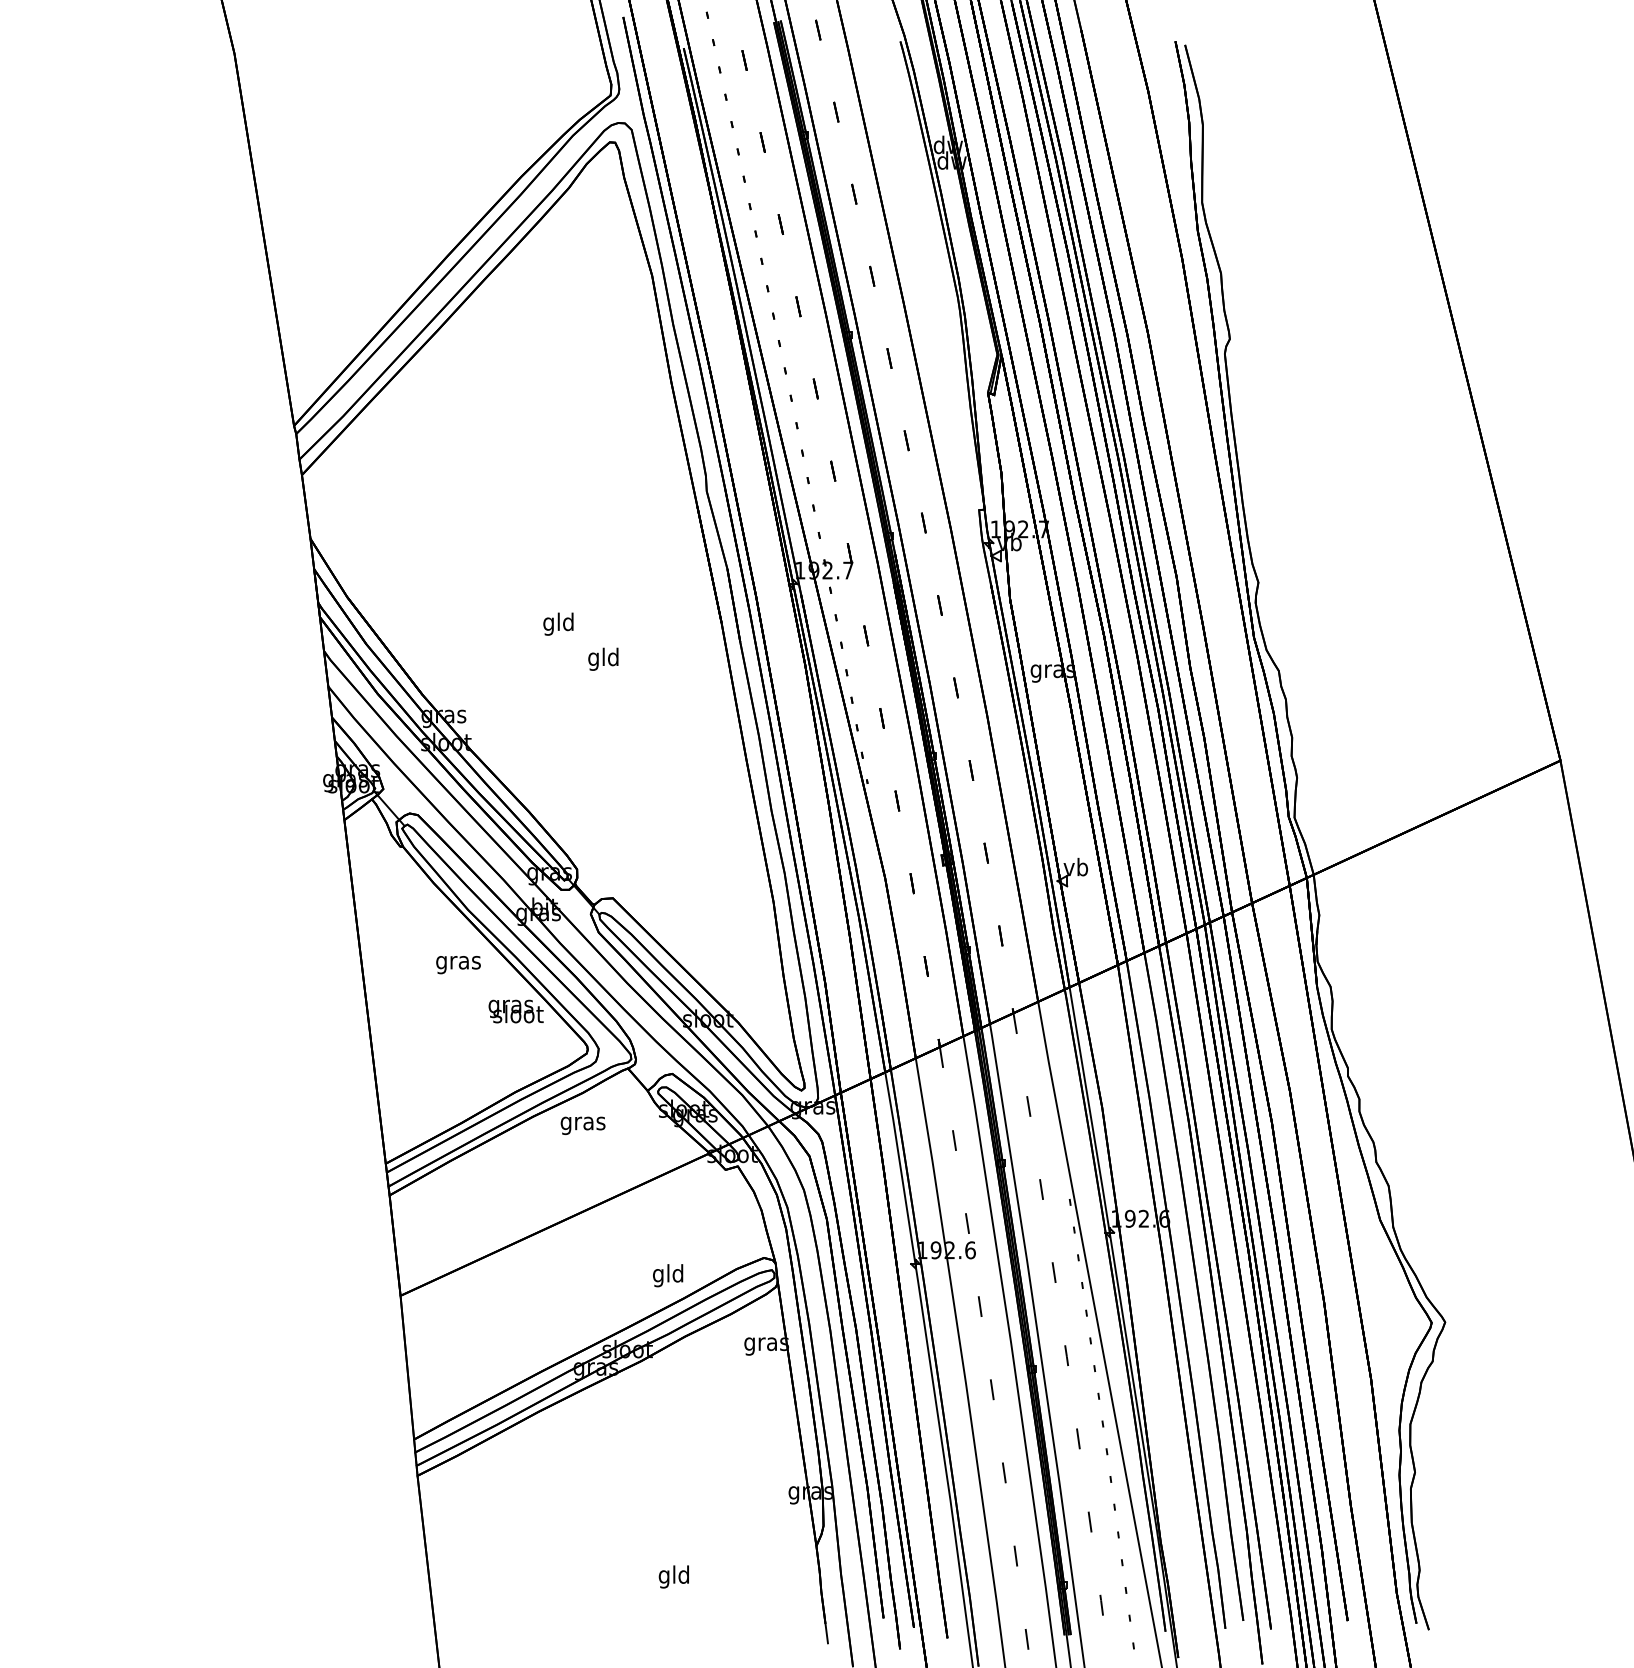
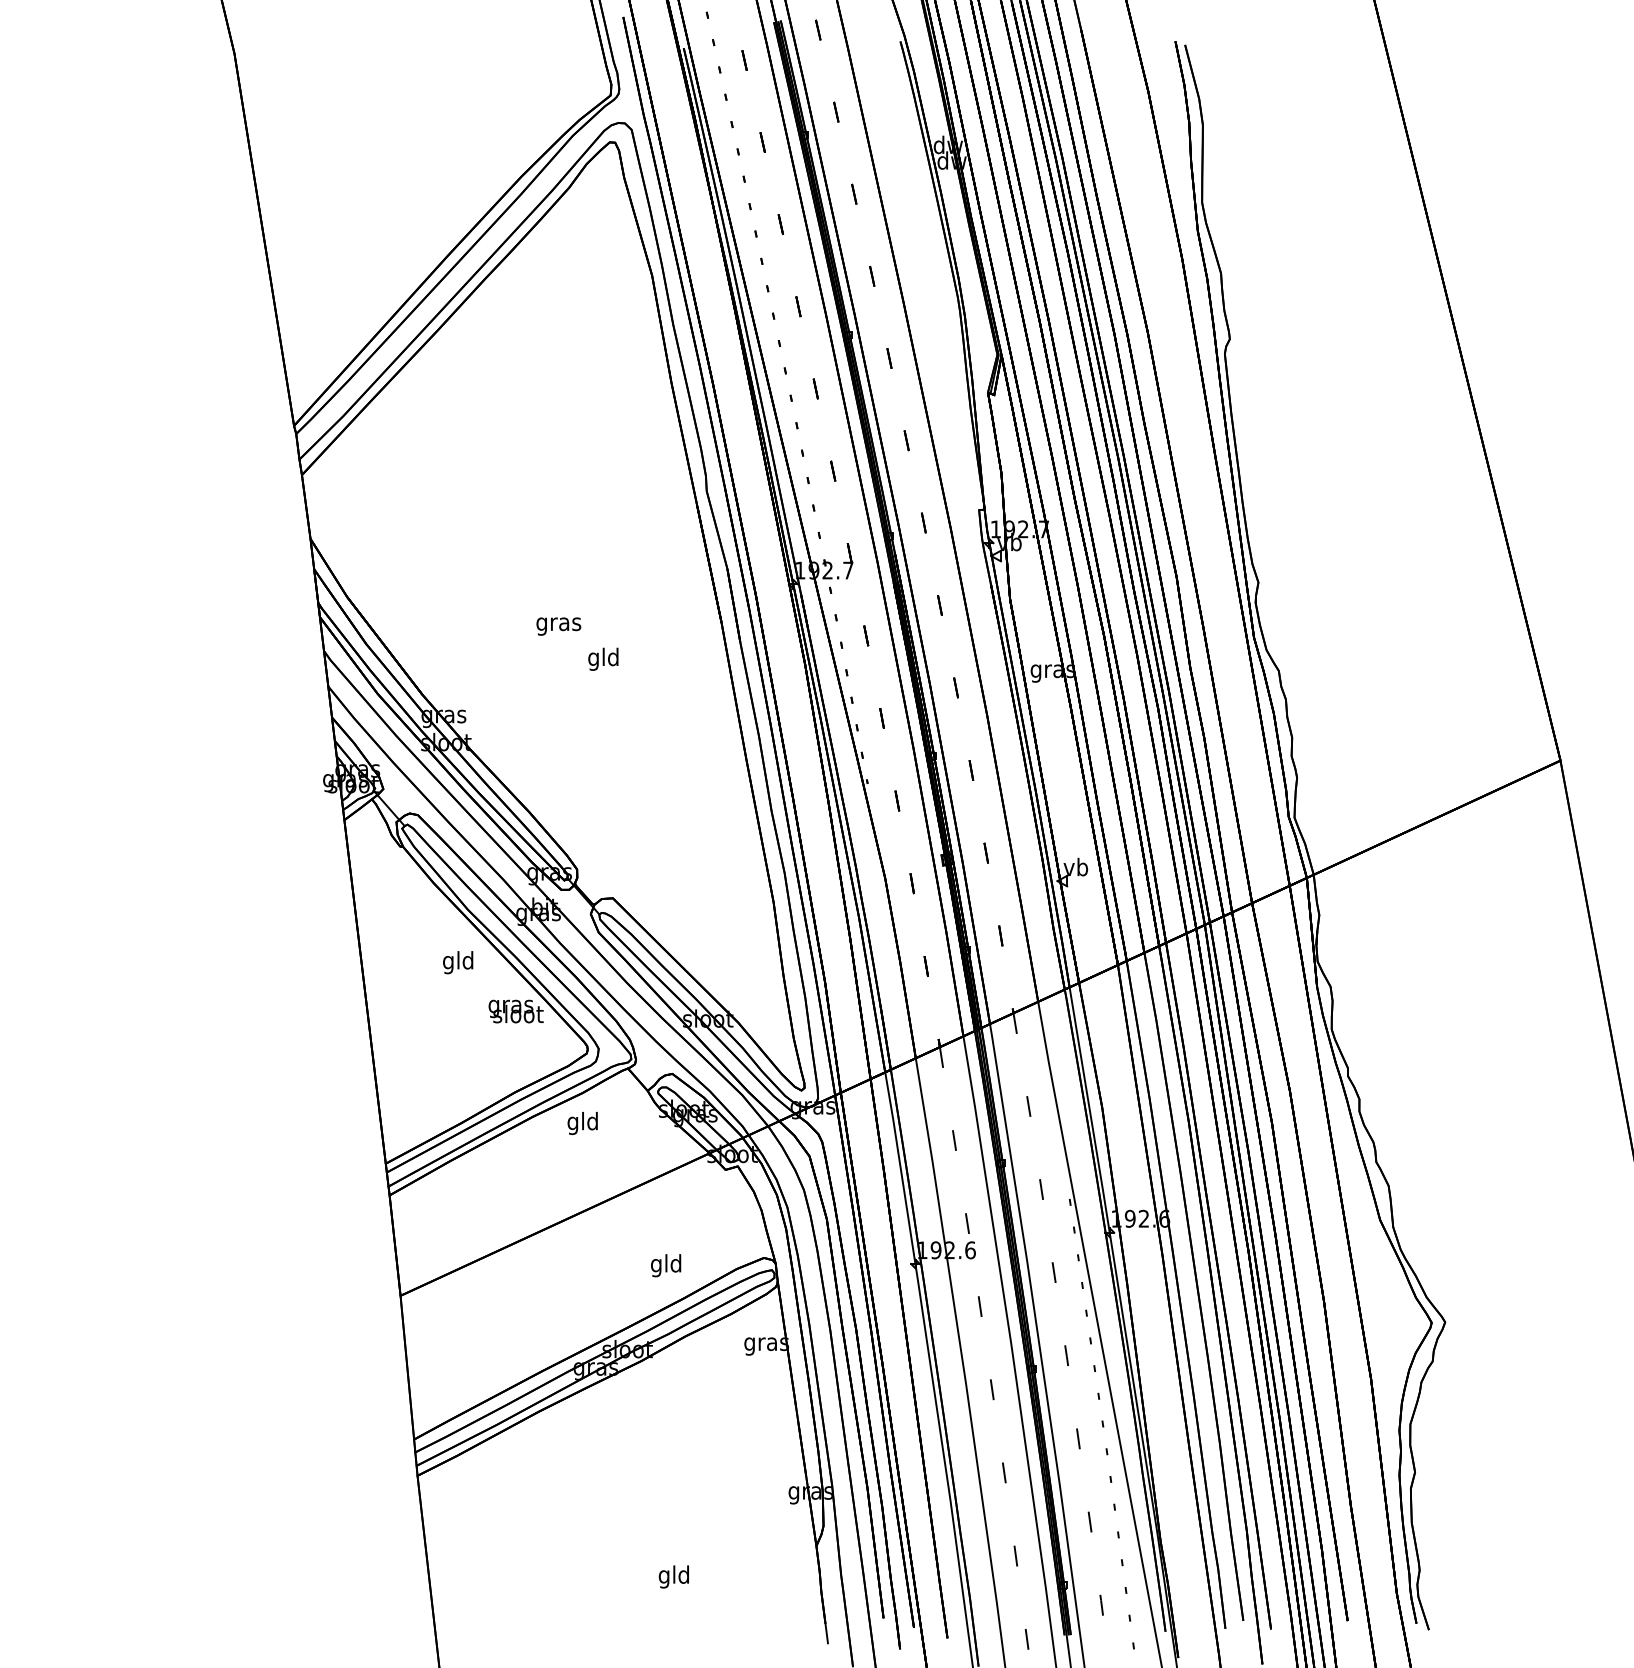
text: gld -> gras (558, 623)
text: gras -> gld (458, 962)
text: gras -> gld (582, 1123)
text position: (668, 1275) -> (666, 1265) (666, 1265)
